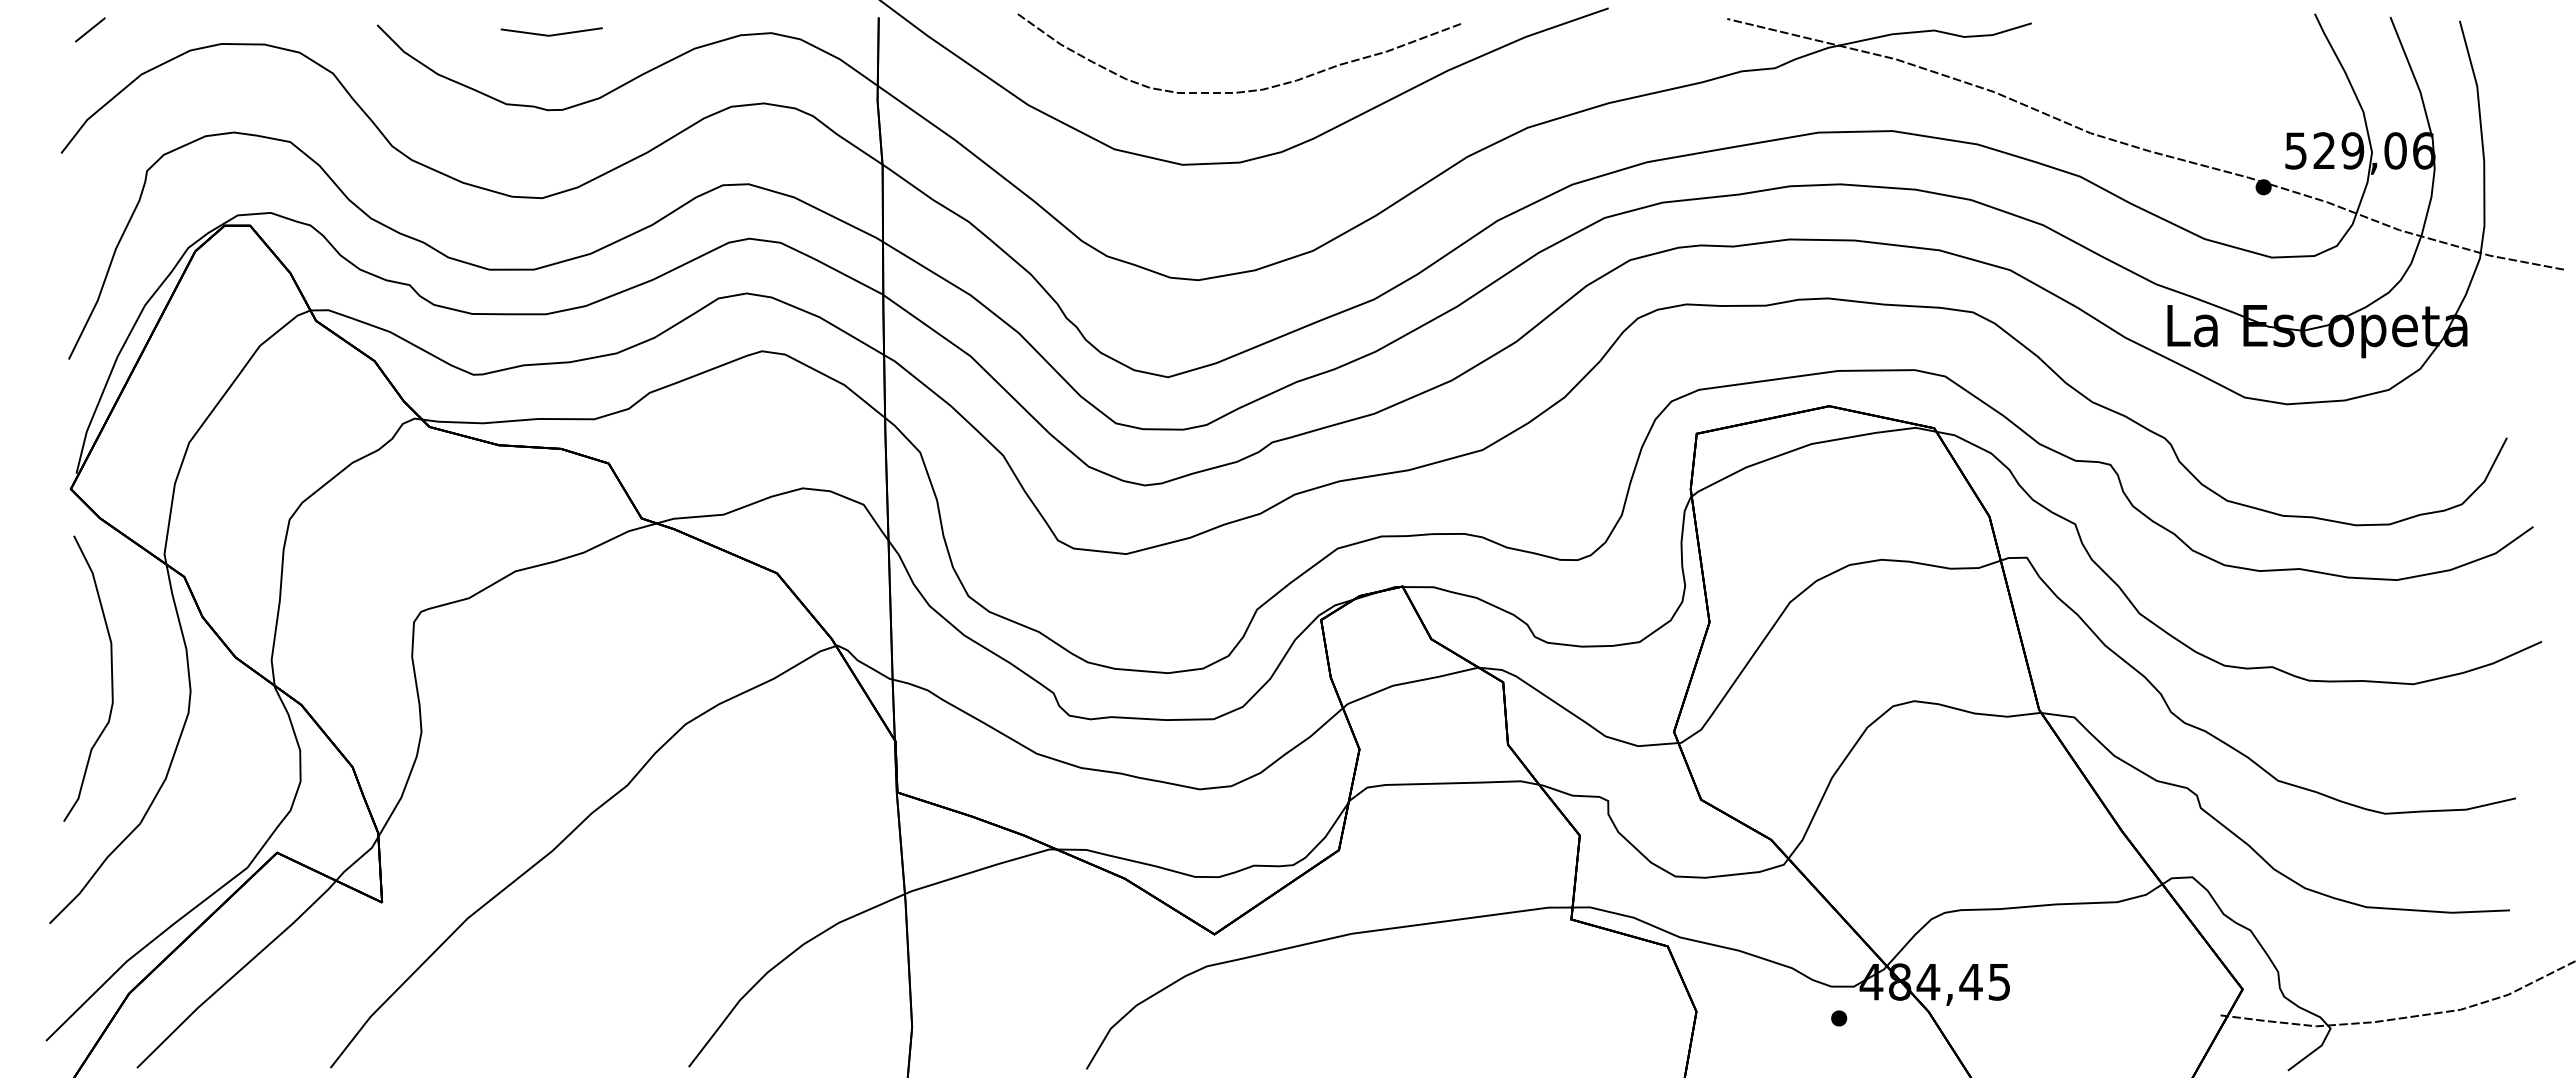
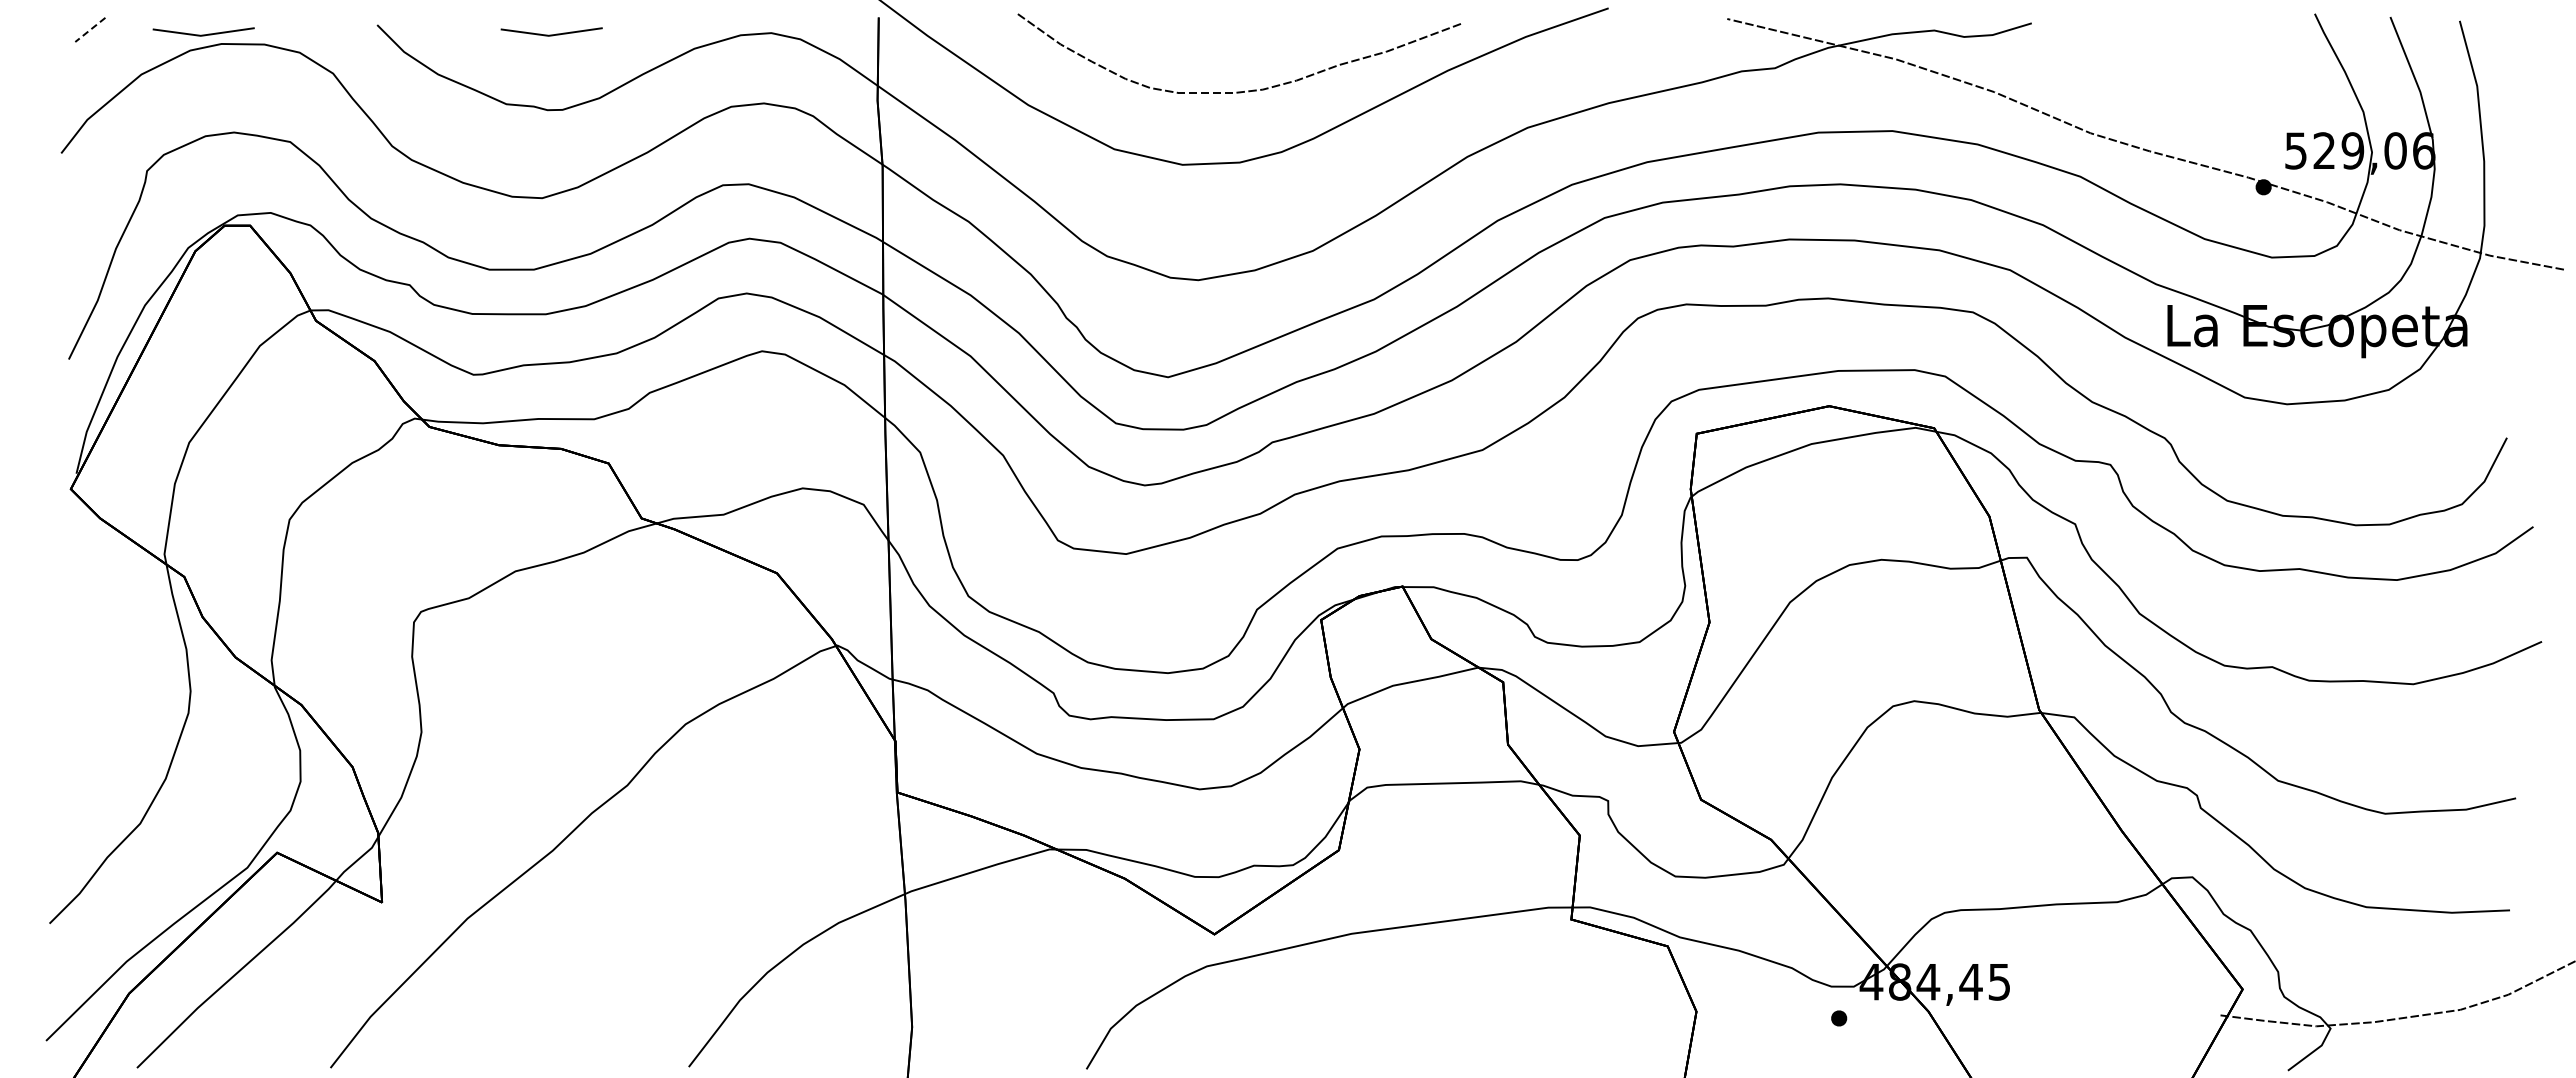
line: solid -> dashed (89, 30)
line: none -> present (203, 34)
curve: present -> none (111, 678)
